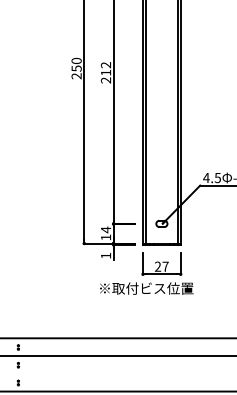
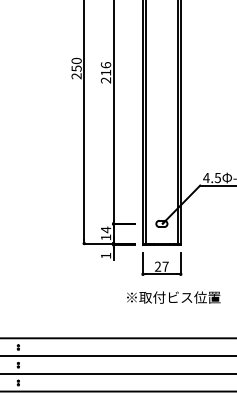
text: 212 -> 216 (106, 65)
text position: (146, 288) -> (173, 297) (173, 297)
line: none -> present (117, 373)
